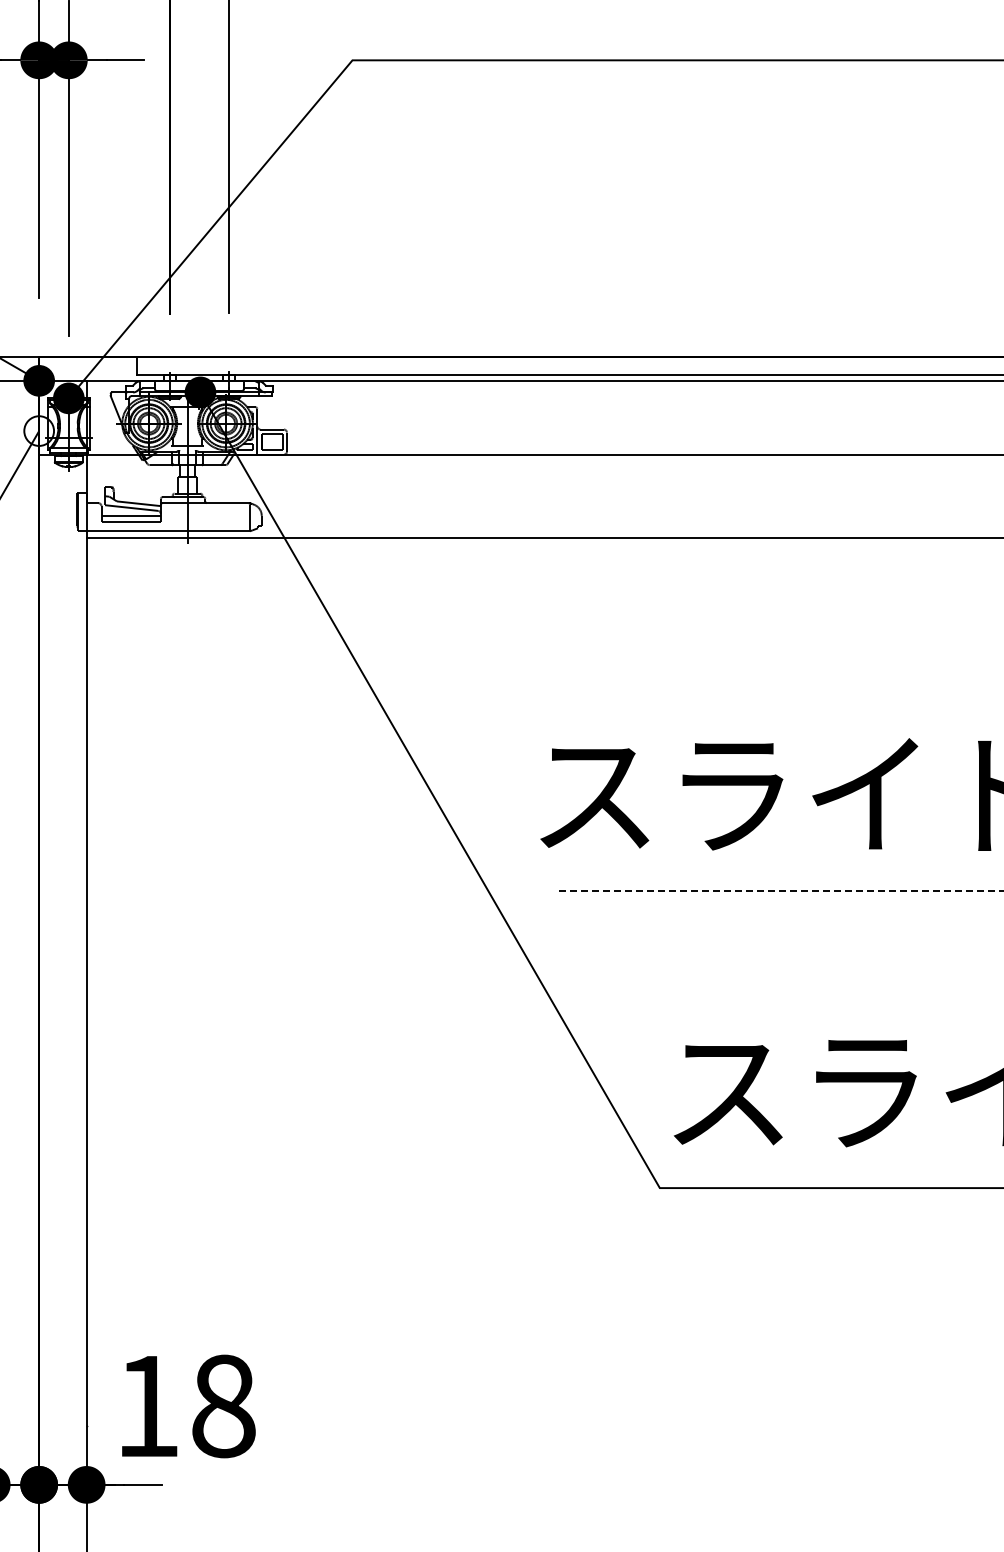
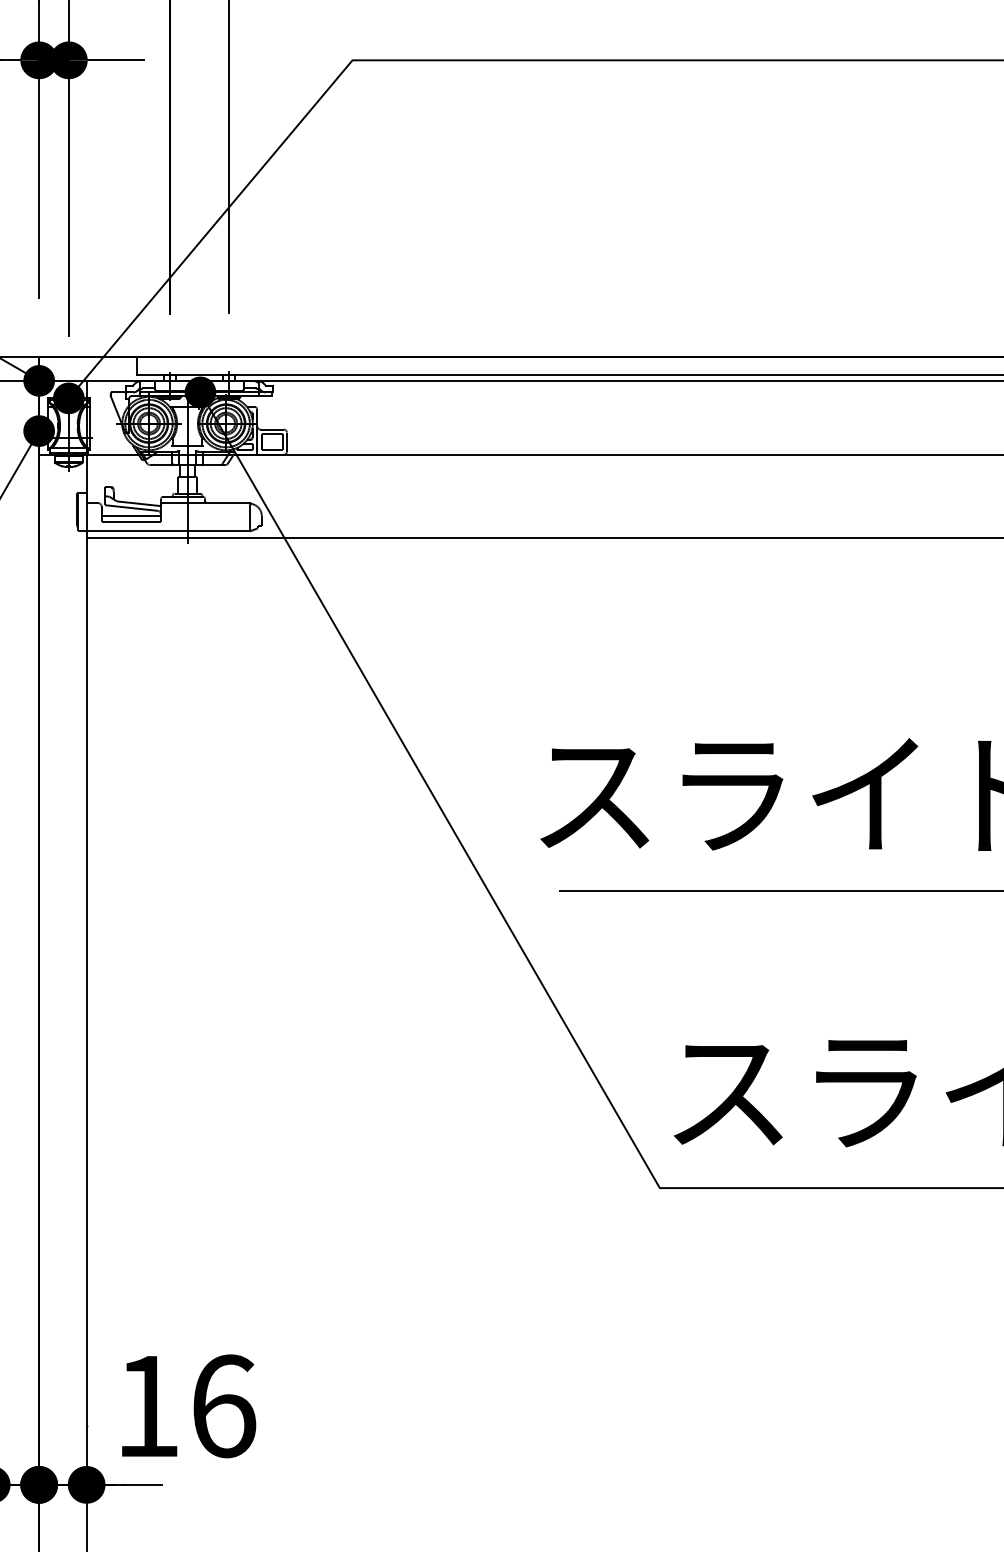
fill: none -> present (39, 430)
line: dashed -> solid (781, 891)
text: 18 -> 16 (224, 1406)
